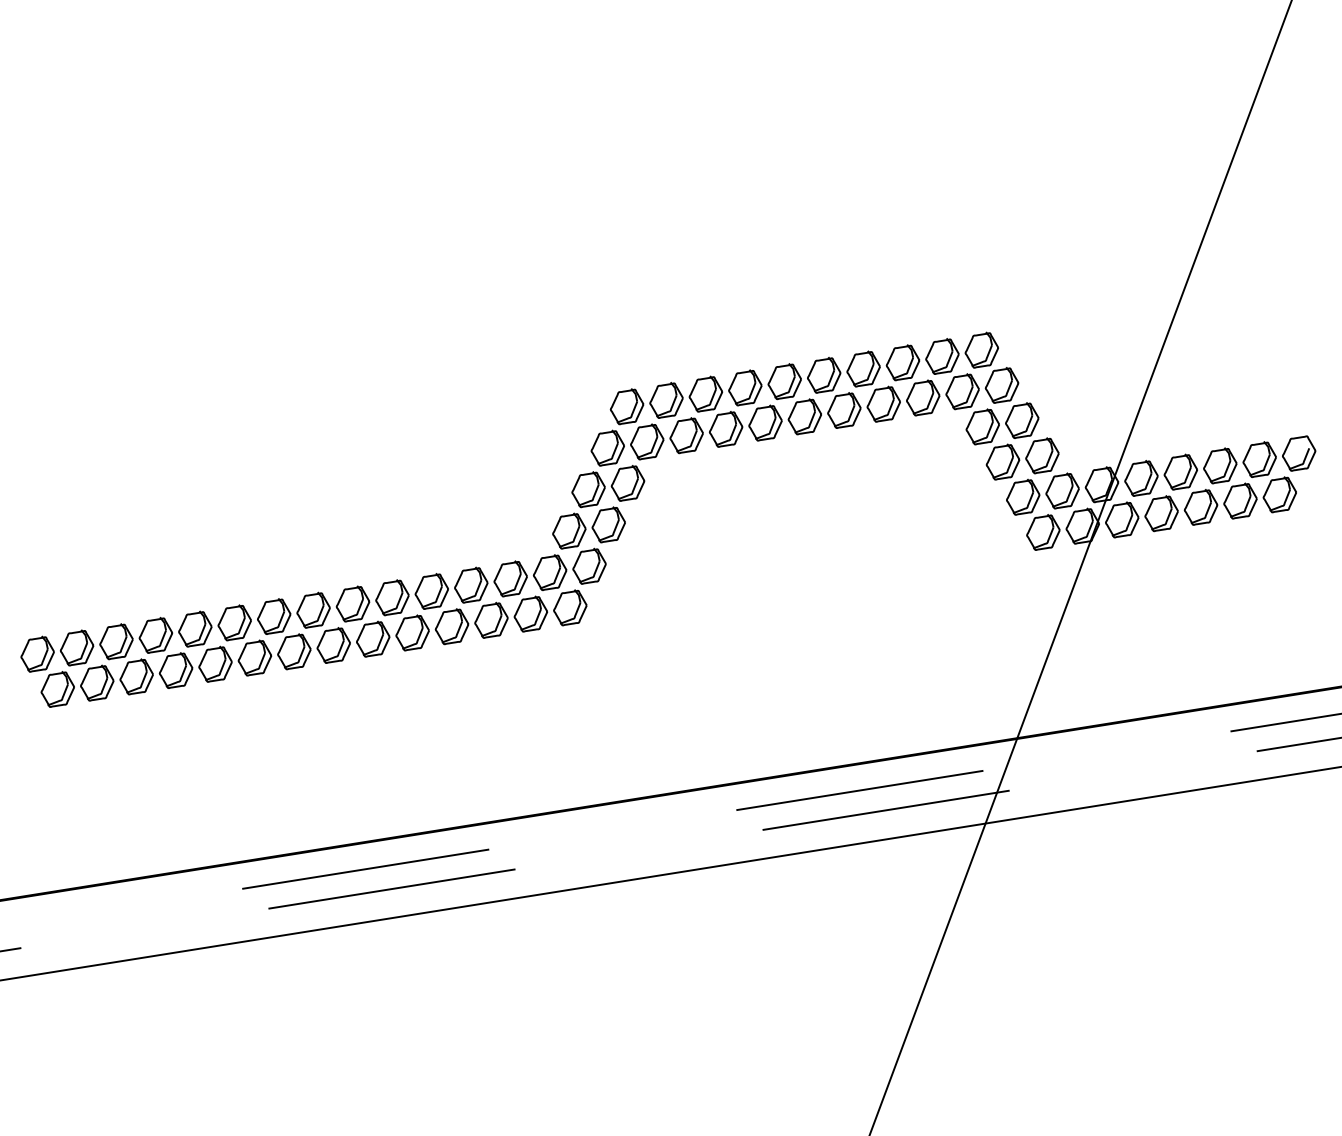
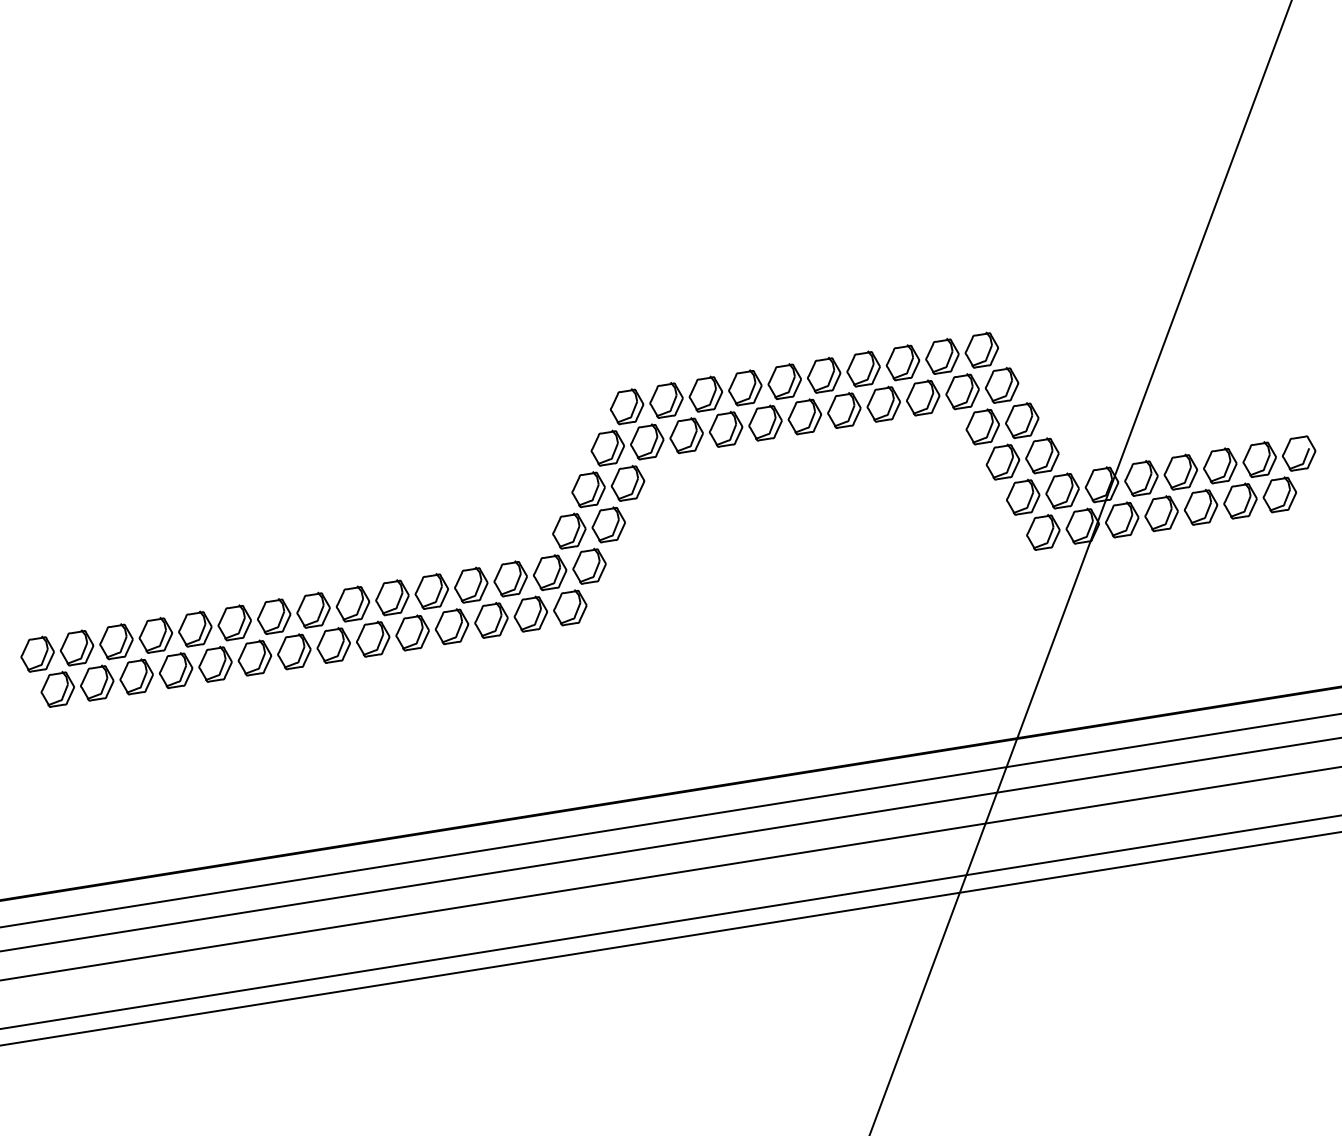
line: dashed -> solid (671, 820)
line: dashed -> solid (670, 844)
line: none -> present (670, 921)
line: none -> present (670, 938)
